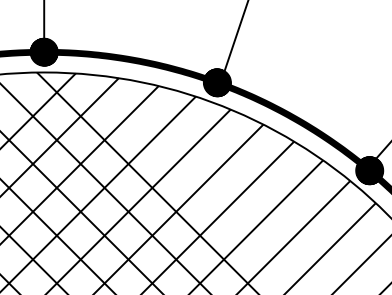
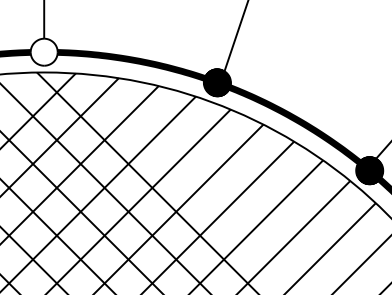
hatch: present -> none (43, 51)
